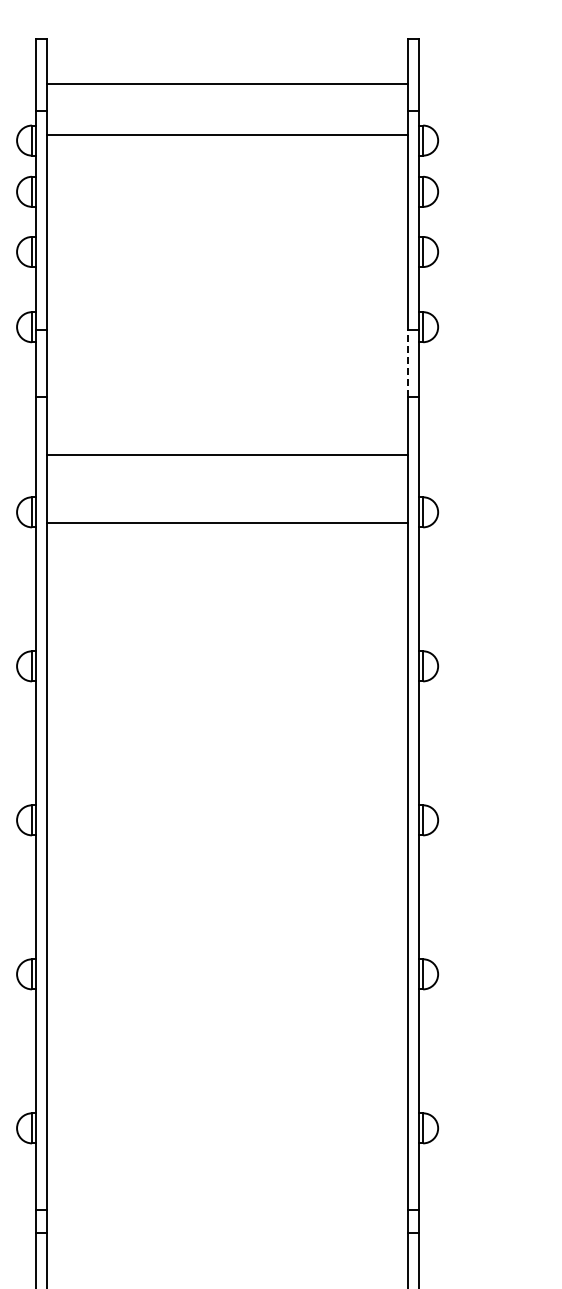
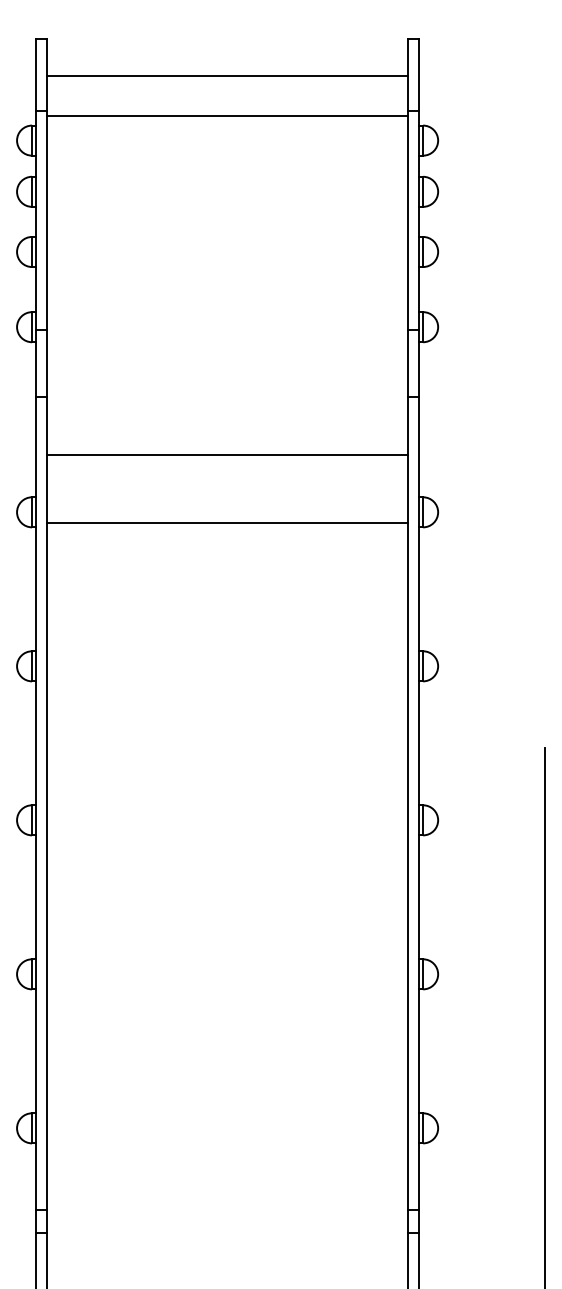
line position: (227, 84) -> (227, 76) (227, 76)
line position: (227, 134) -> (227, 115) (227, 115)
line: dashed -> solid (408, 363)
line: none -> present (544, 1016)
